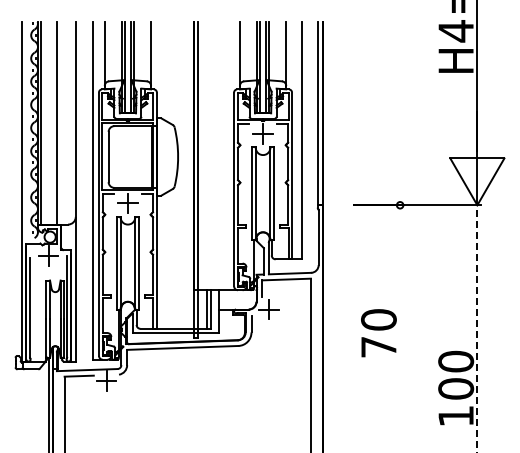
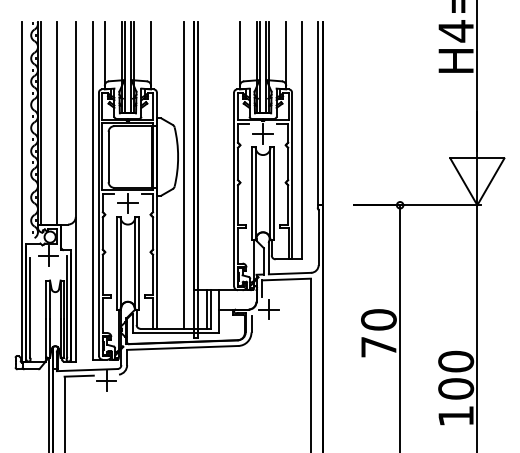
line: none -> present (183, 174)
line: none -> present (400, 327)
line: dashed -> solid (477, 328)
